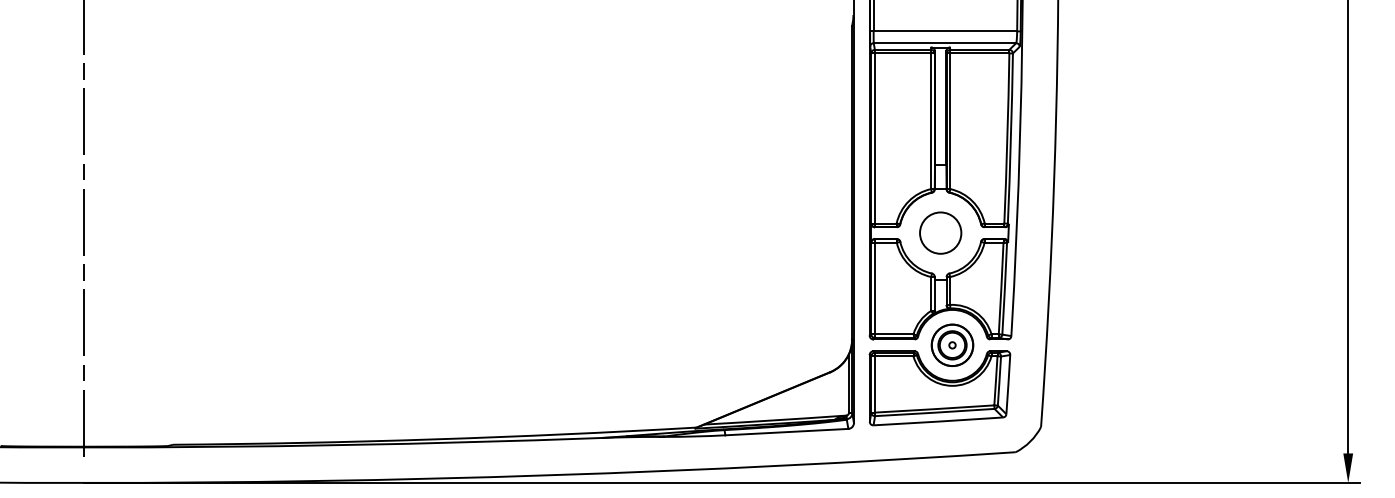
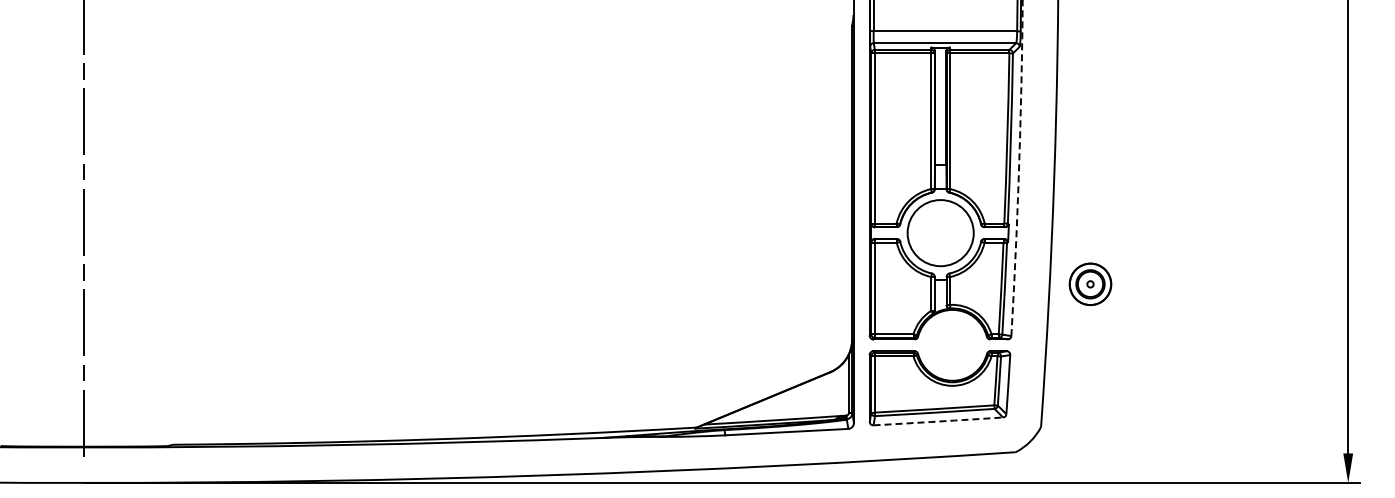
arc: solid -> dashed (1019, 167)
circle diameter: 41 px -> 66 px (940, 233)
part position: (952, 344) -> (1090, 283) (1090, 283)
arc: solid -> dashed (938, 421)
